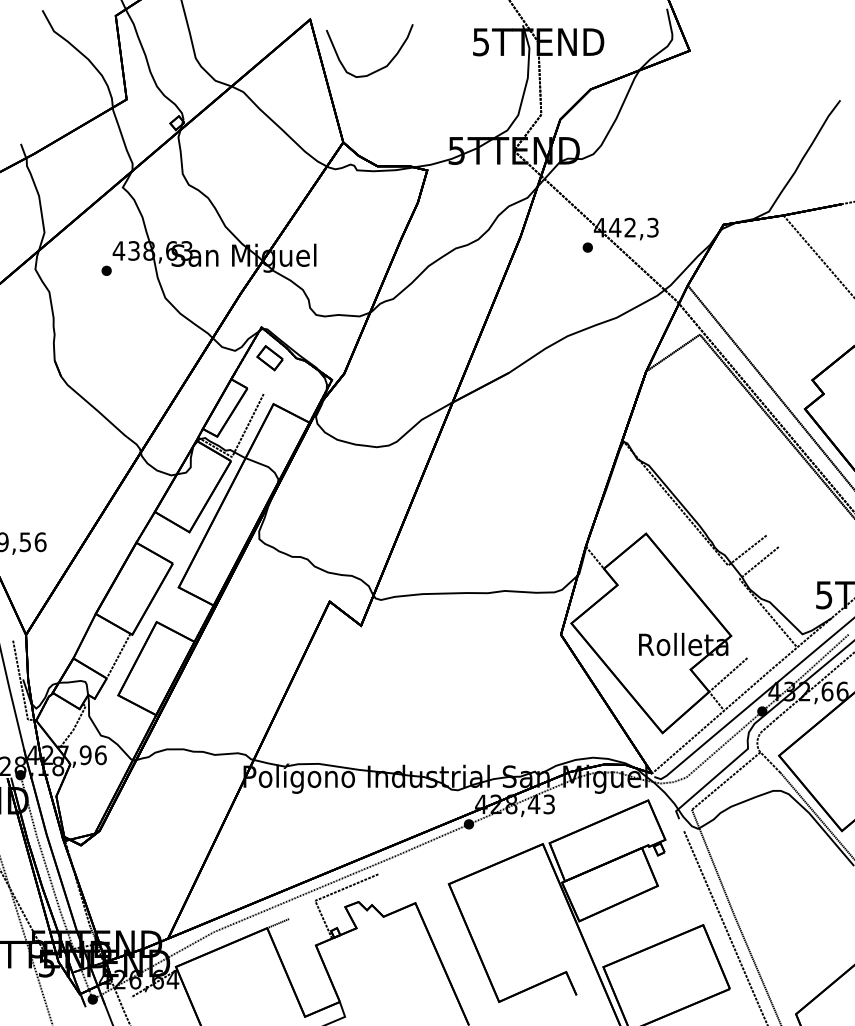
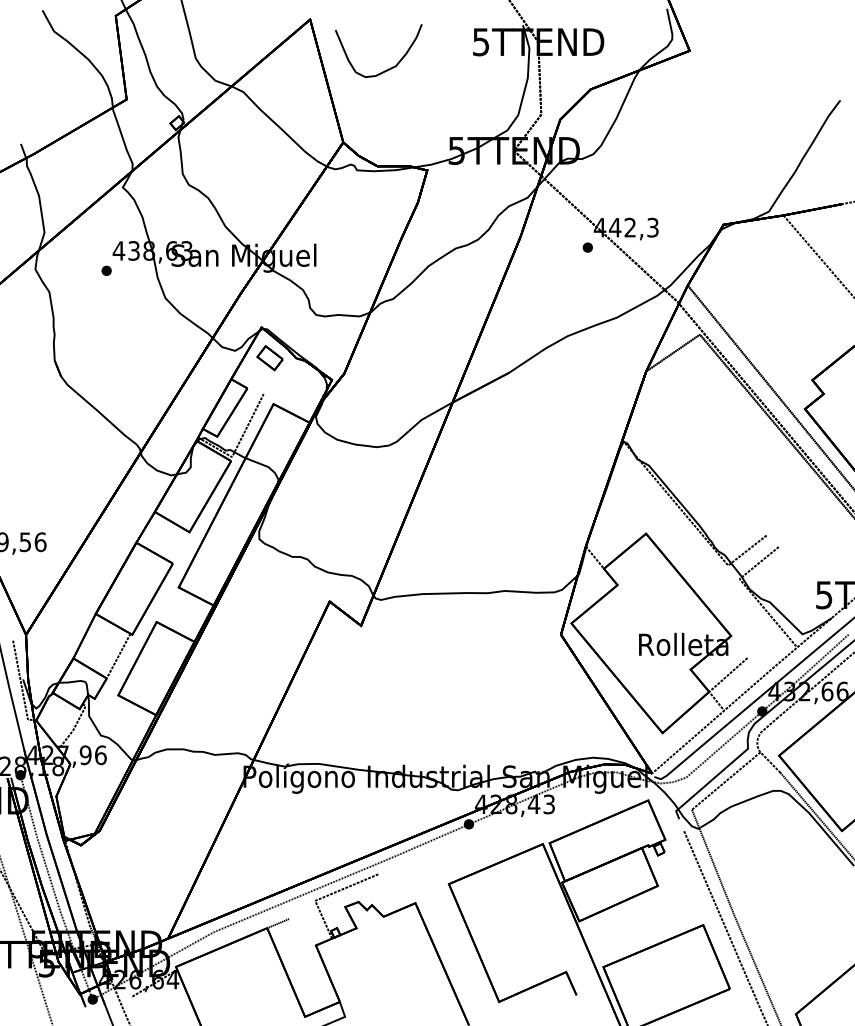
curve position: (379, 68) -> (388, 68) (388, 68)
